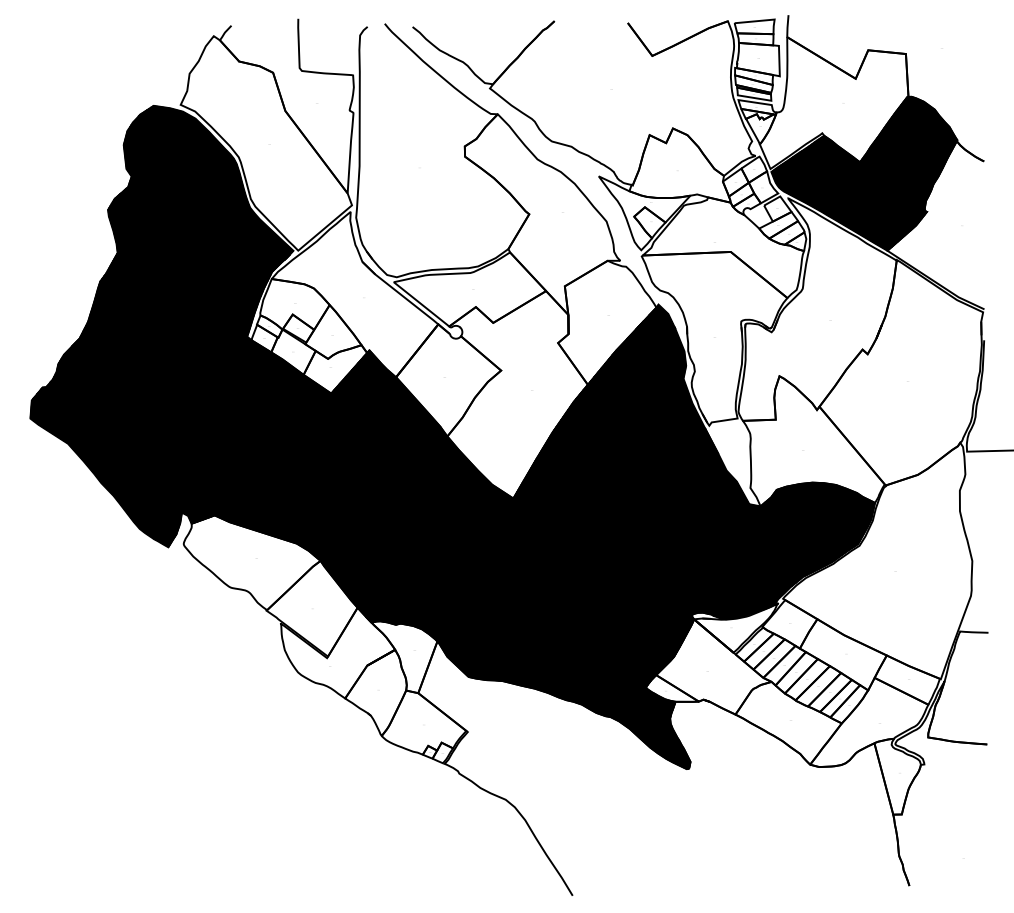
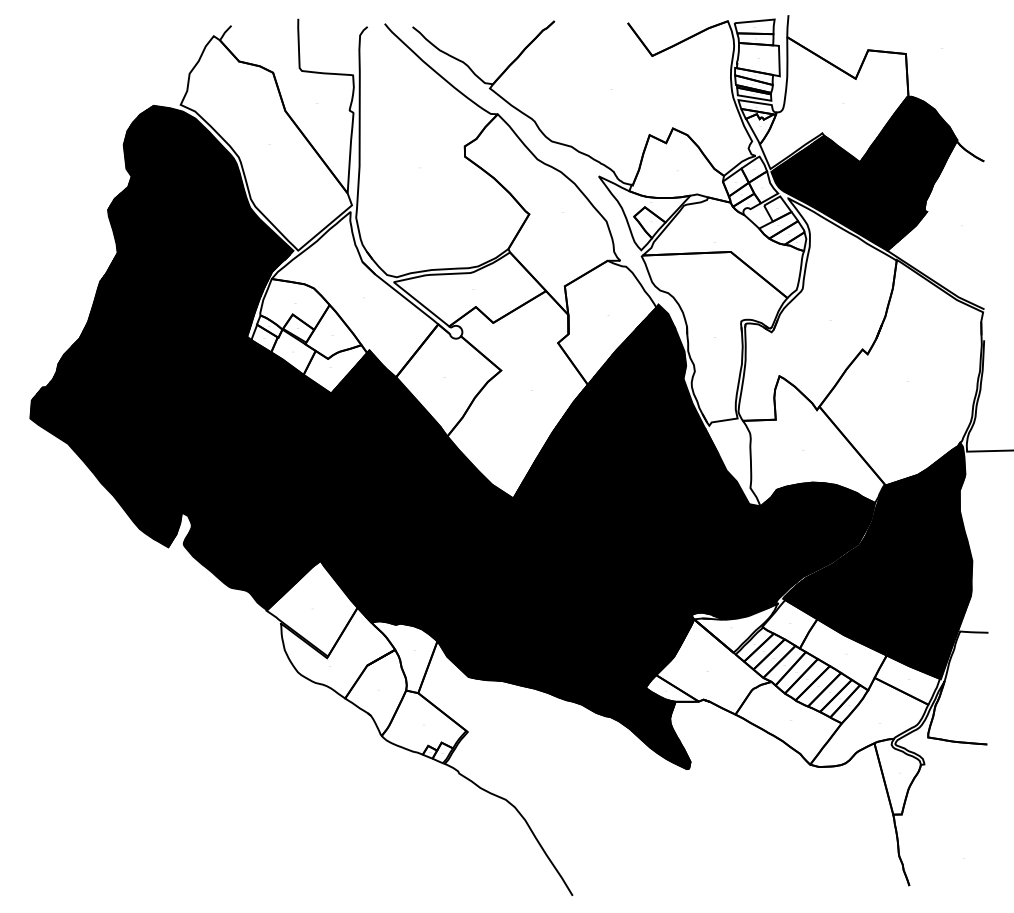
hatch: none -> present (877, 560)
hatch: none -> present (251, 562)
